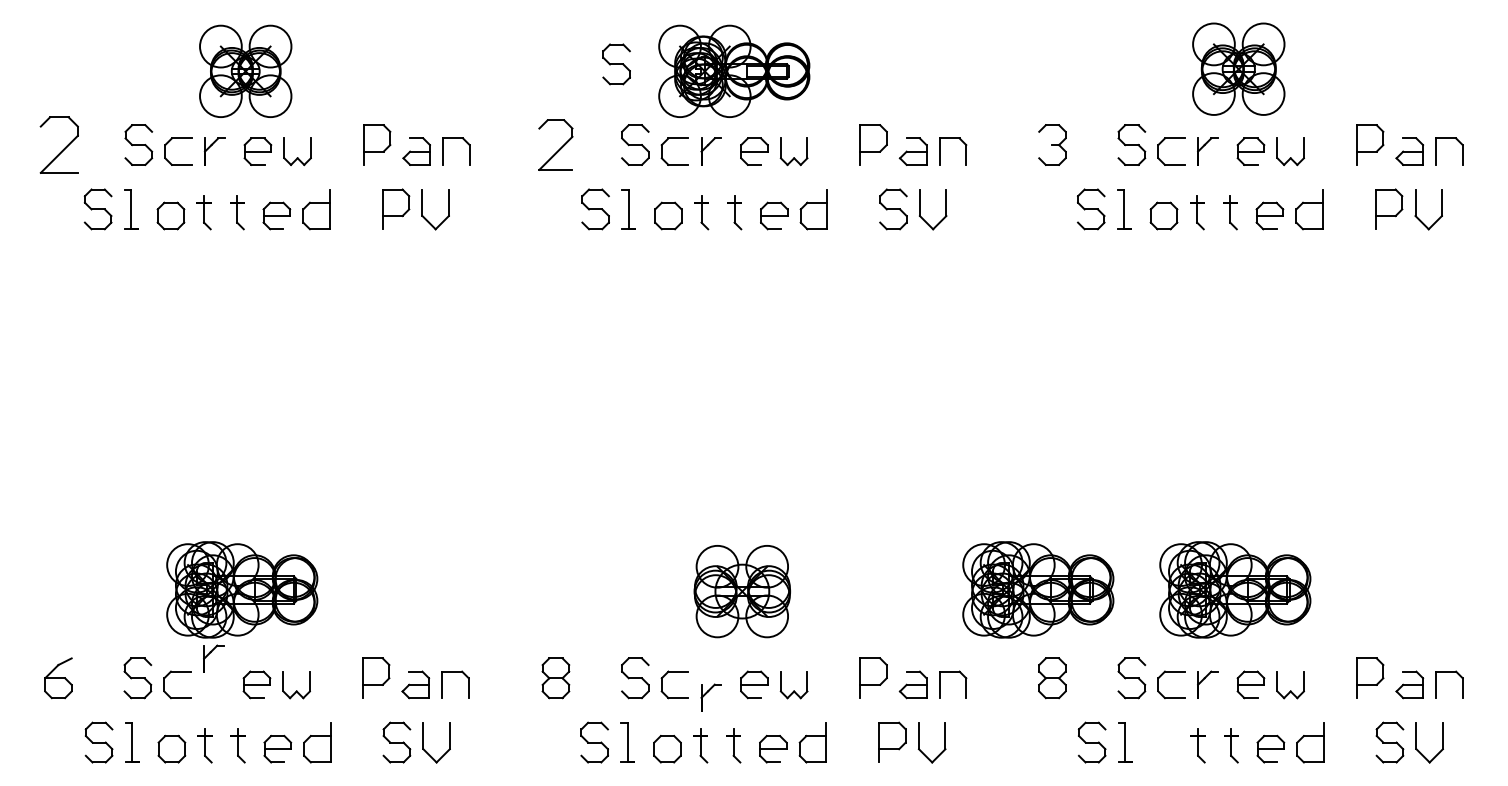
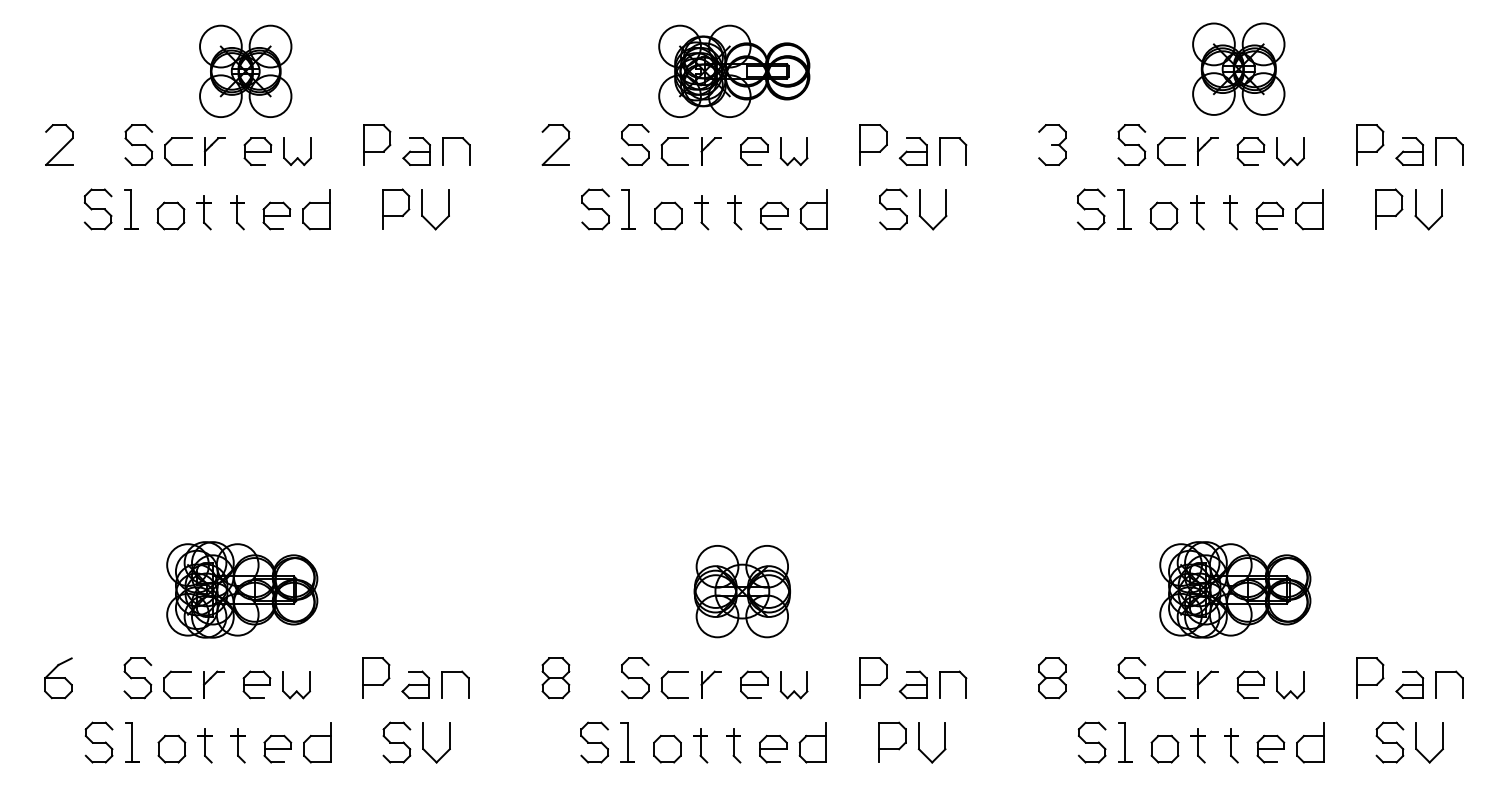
part: present -> none (616, 64)
part size: 40x58 px -> 29x42 px (59, 144)
part size: 36x52 px -> 30x42 px (555, 144)
part: present -> none (1038, 589)
part position: (213, 658) -> (213, 684) (213, 684)
part position: (710, 697) -> (710, 684) (710, 684)
part: none -> present (1164, 748)
